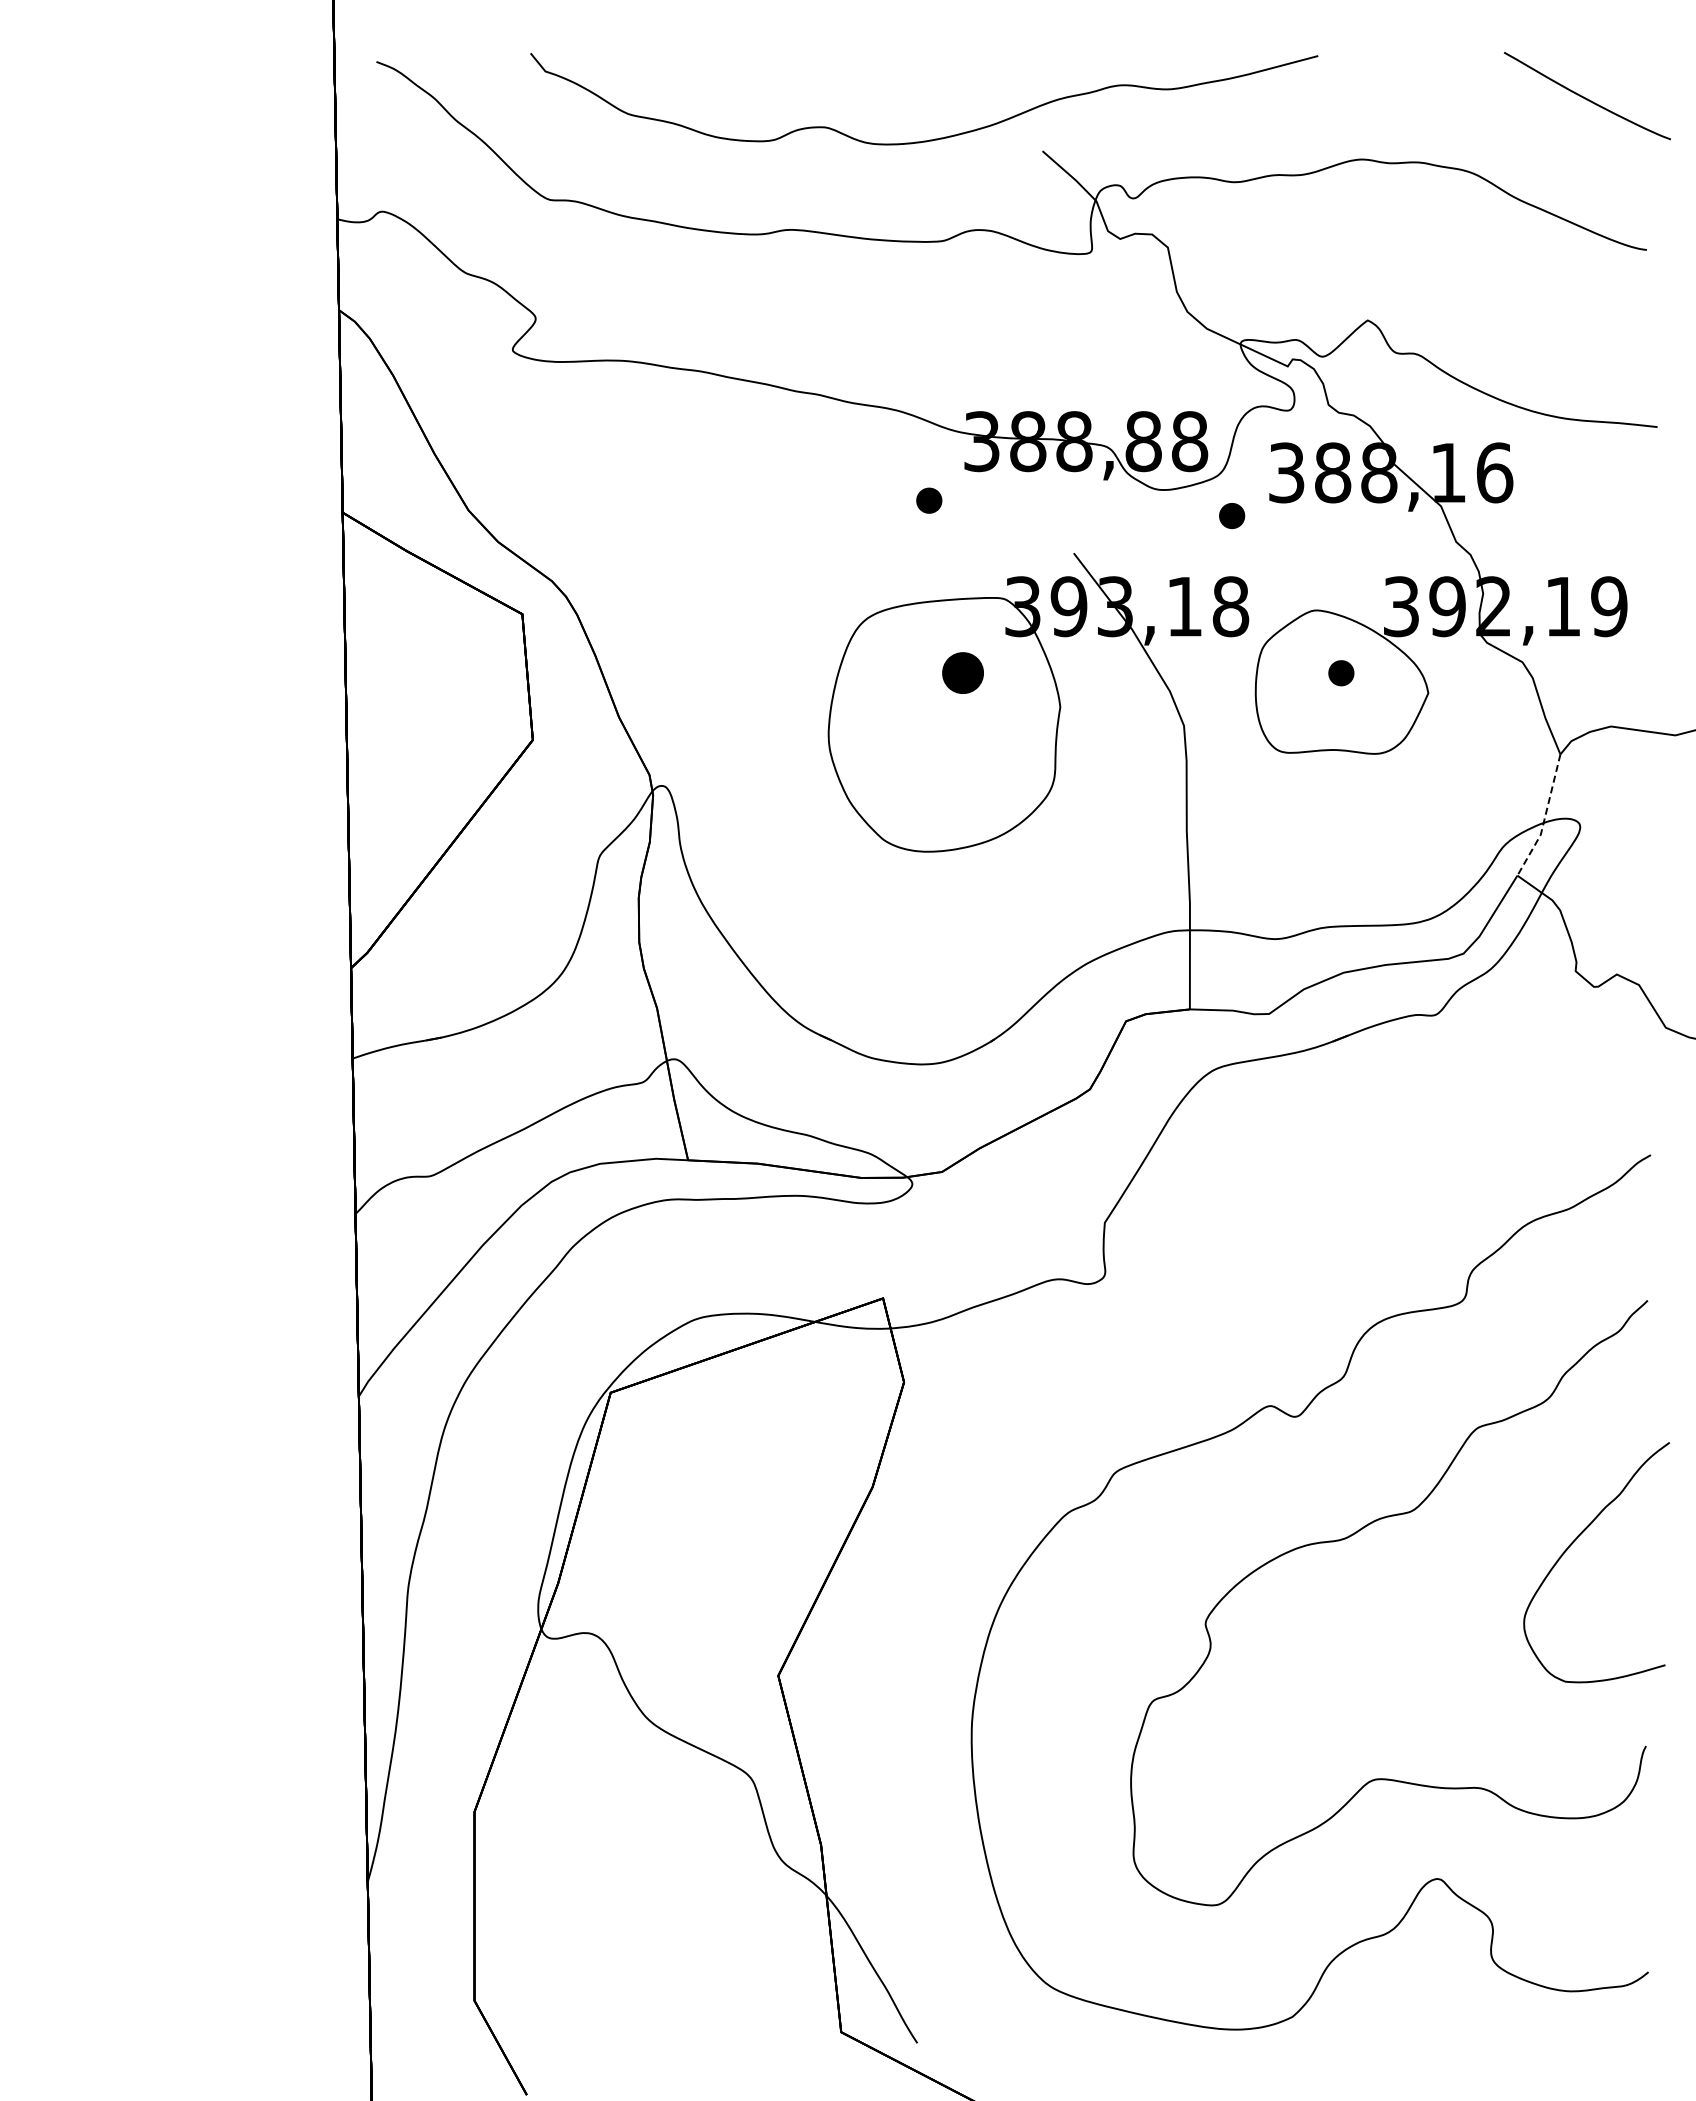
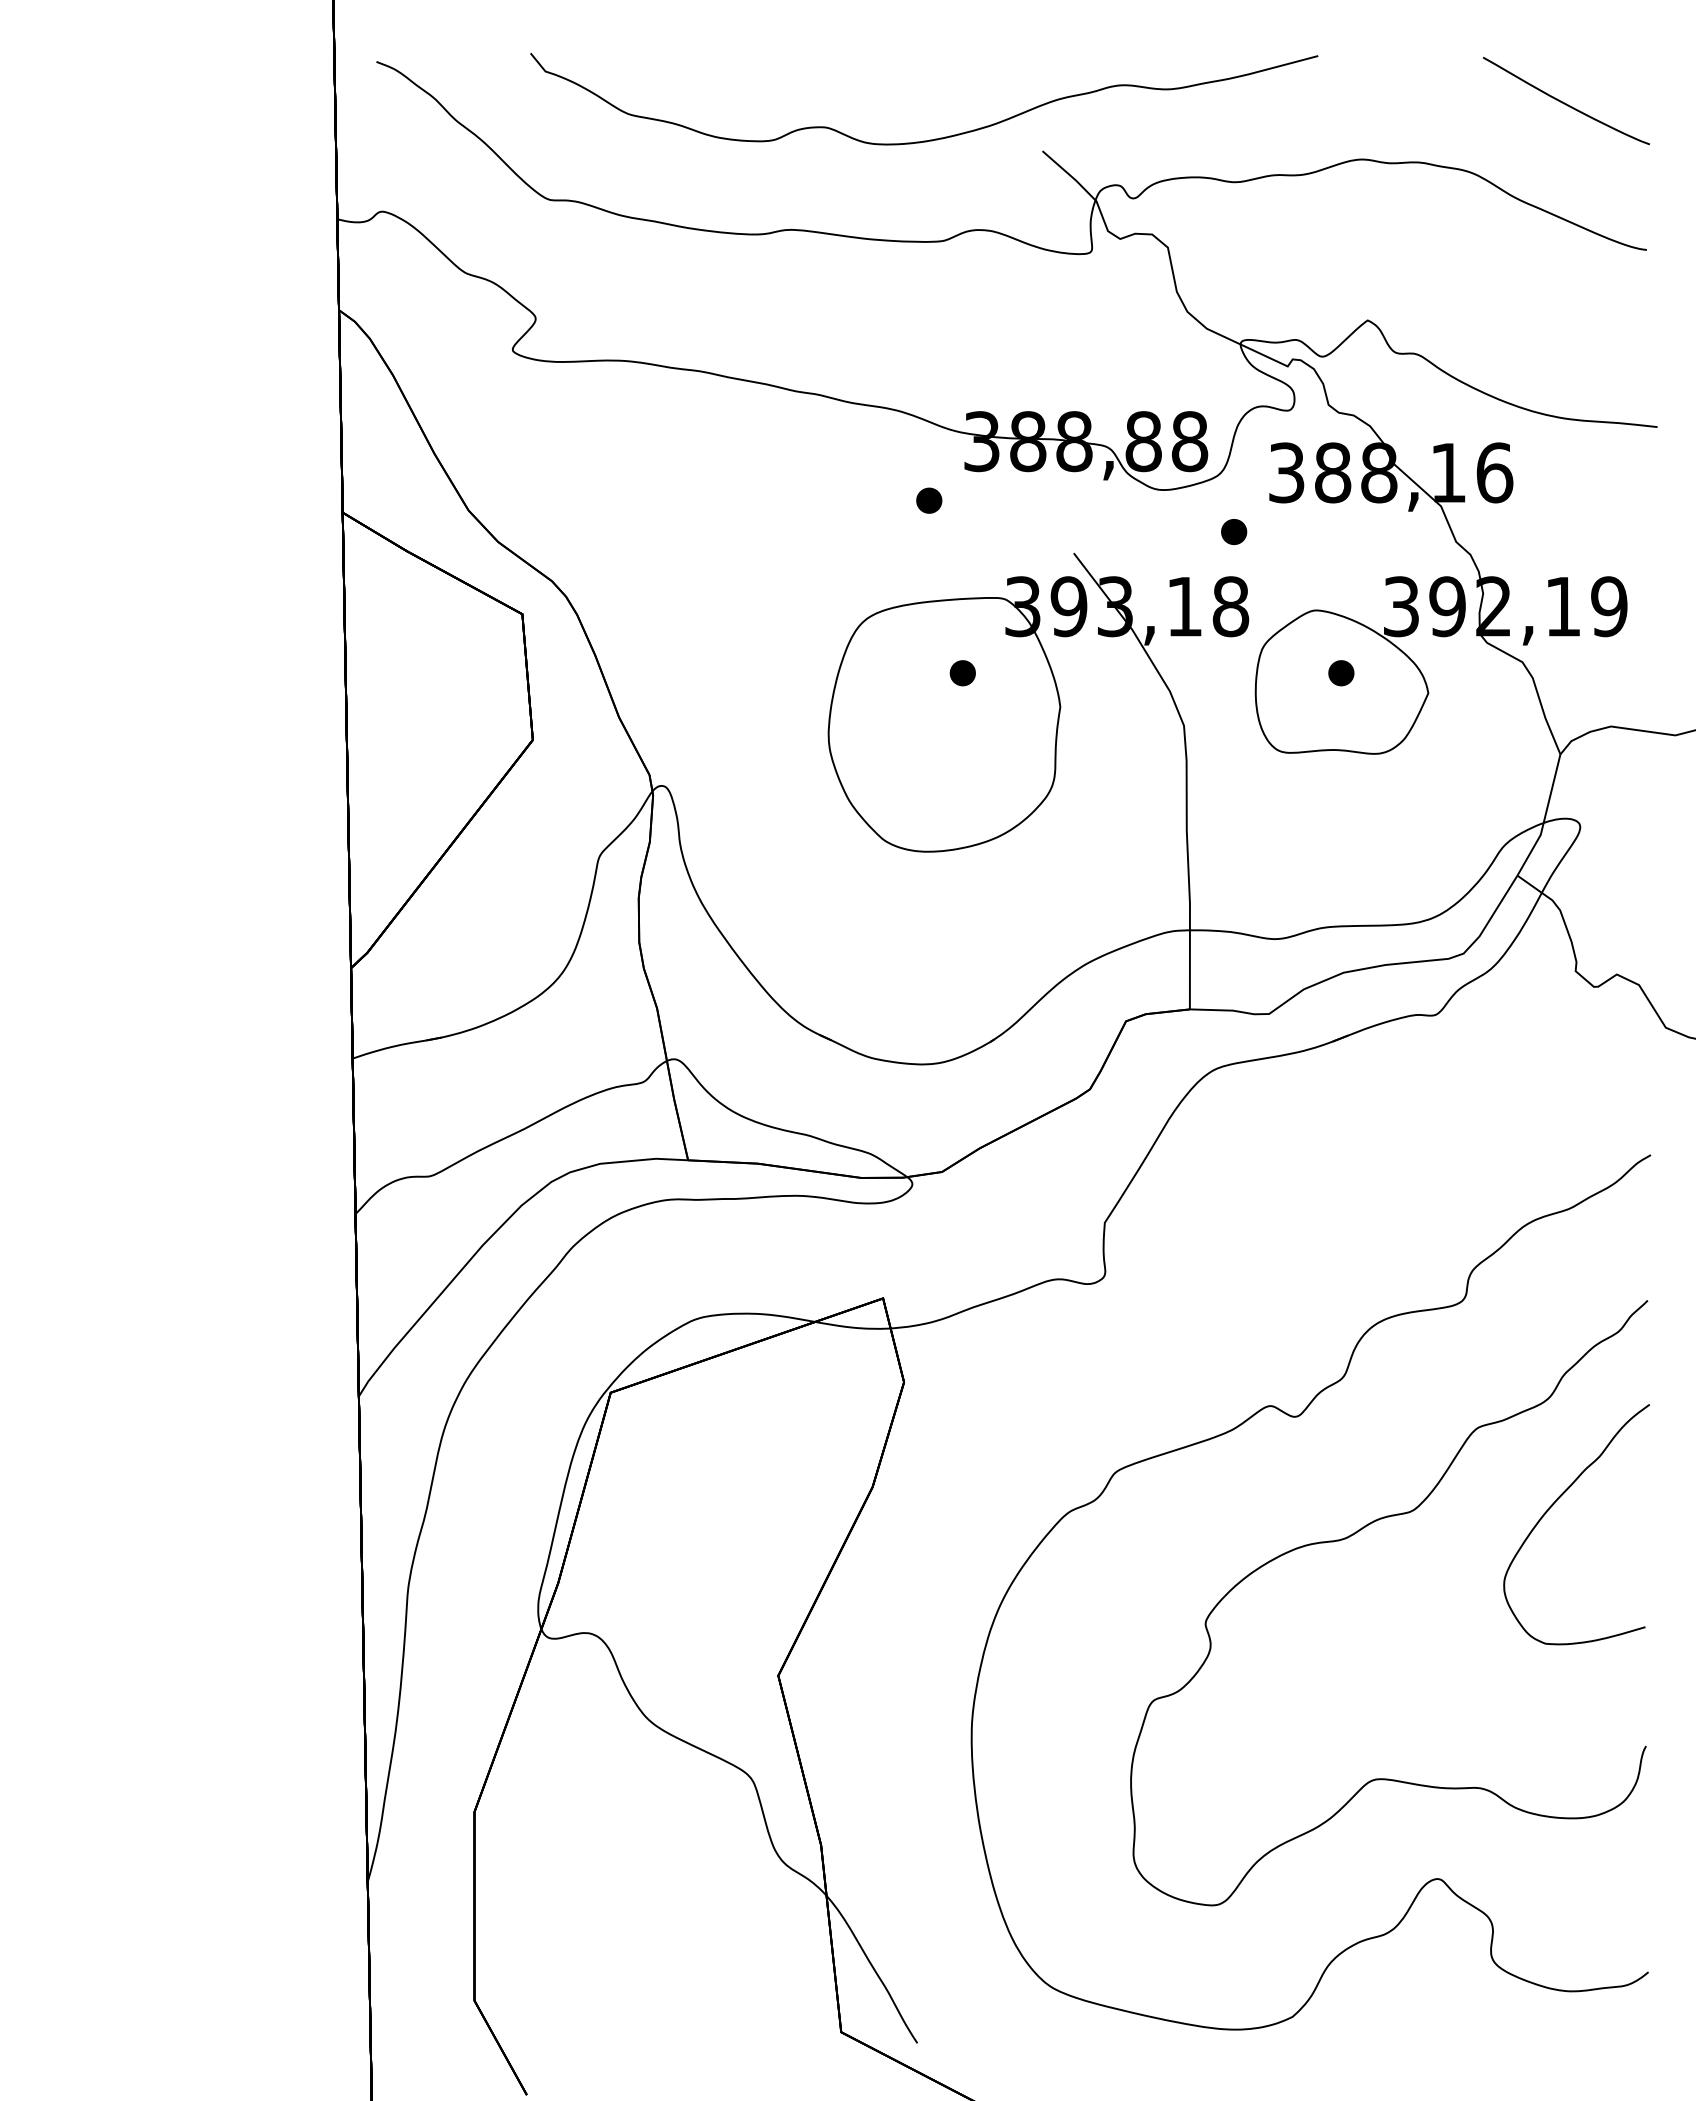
curve position: (1587, 98) -> (1566, 103) (1566, 103)
part position: (1232, 515) -> (1234, 531) (1234, 531)
part size: 42x42 px -> 27x27 px (962, 673)
line: dashed -> solid (1544, 818)
curve position: (1575, 1541) -> (1555, 1503) (1555, 1503)
